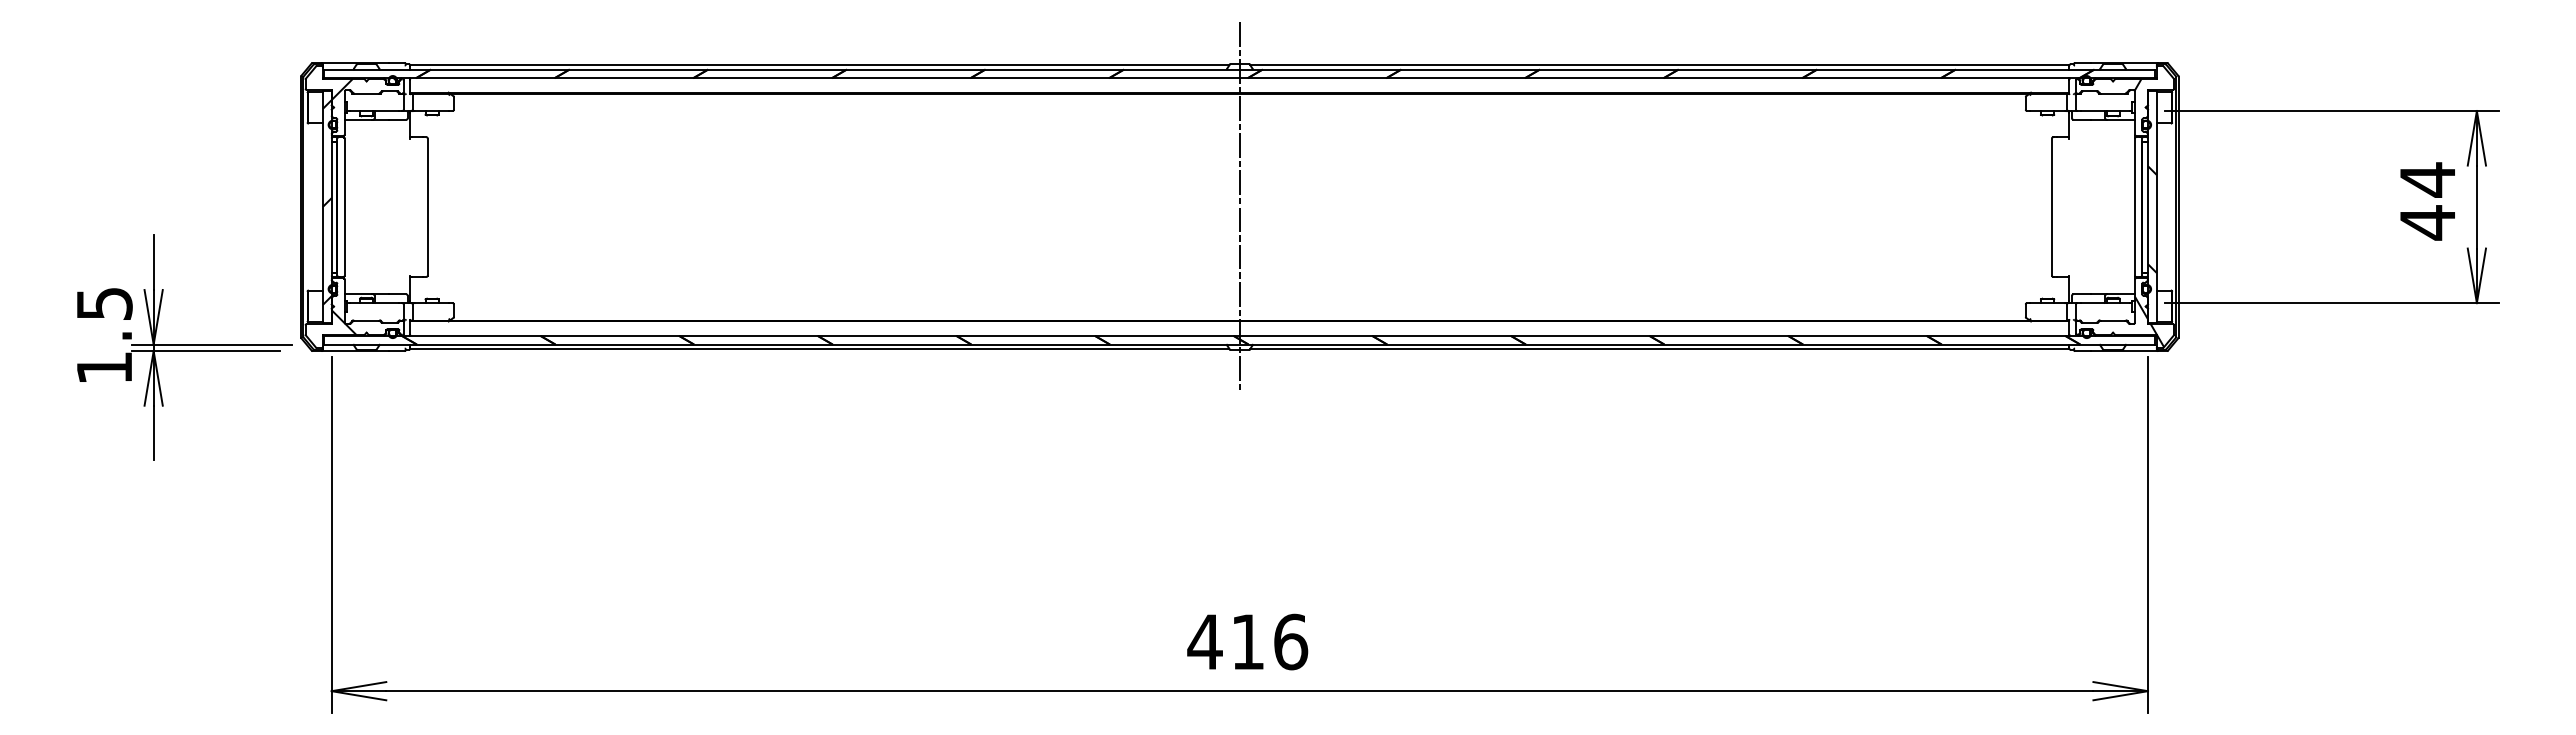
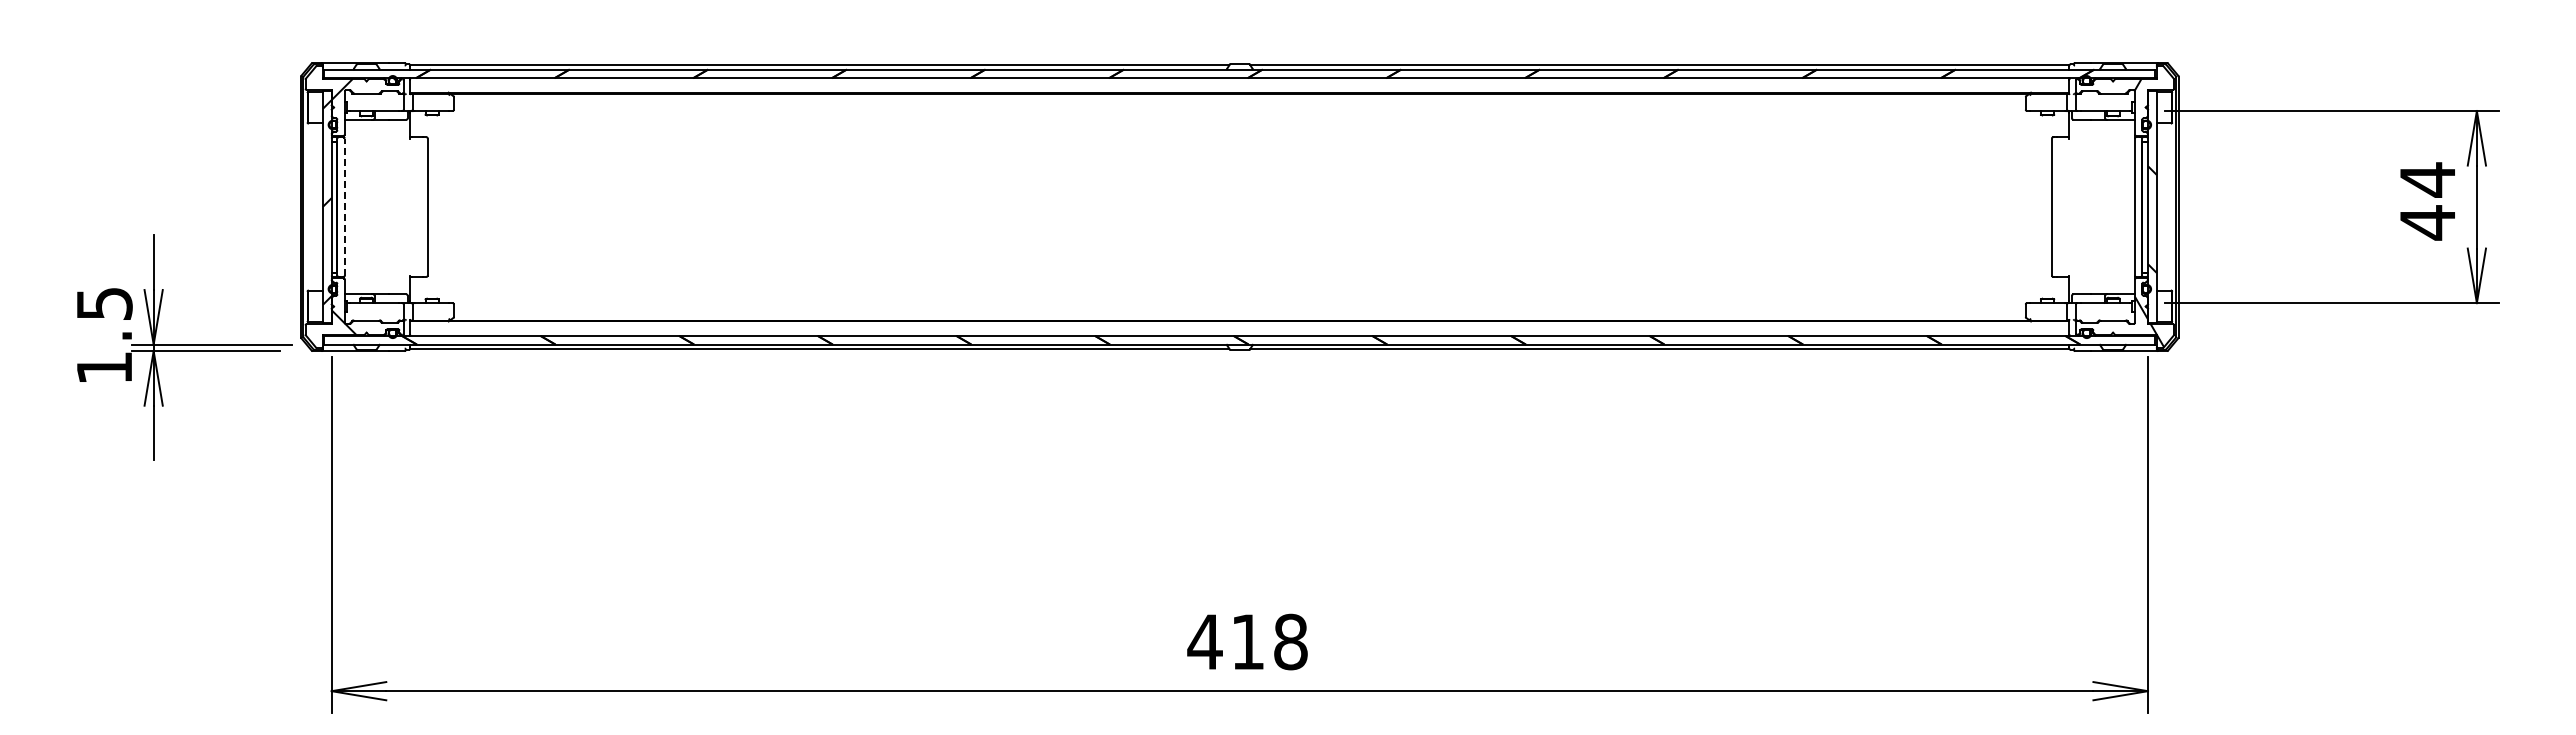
line: present -> none (1239, 206)
line: solid -> dashed (344, 207)
text: 416 -> 418 (1291, 641)
